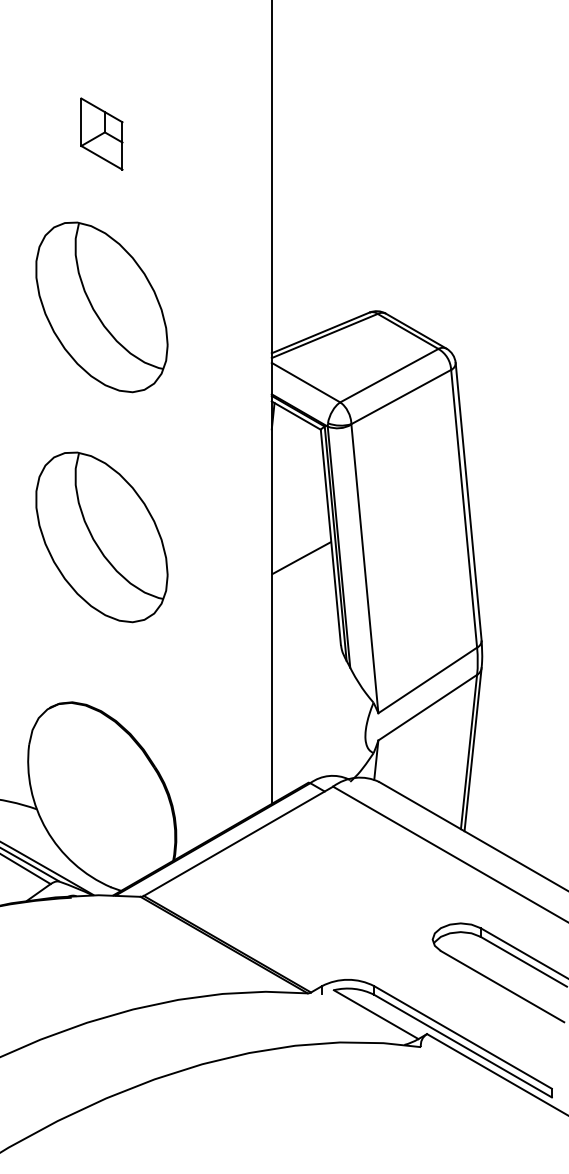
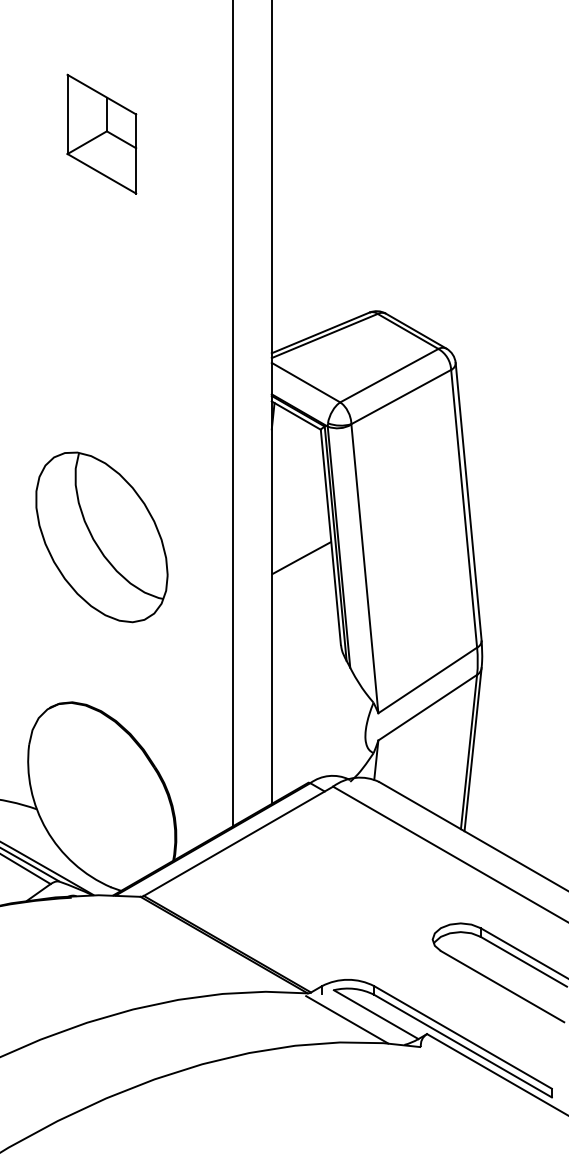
part size: 44x74 px -> 72x122 px (101, 133)
part: present -> none (101, 307)
line: none -> present (232, 414)
line: none -> present (347, 1019)
